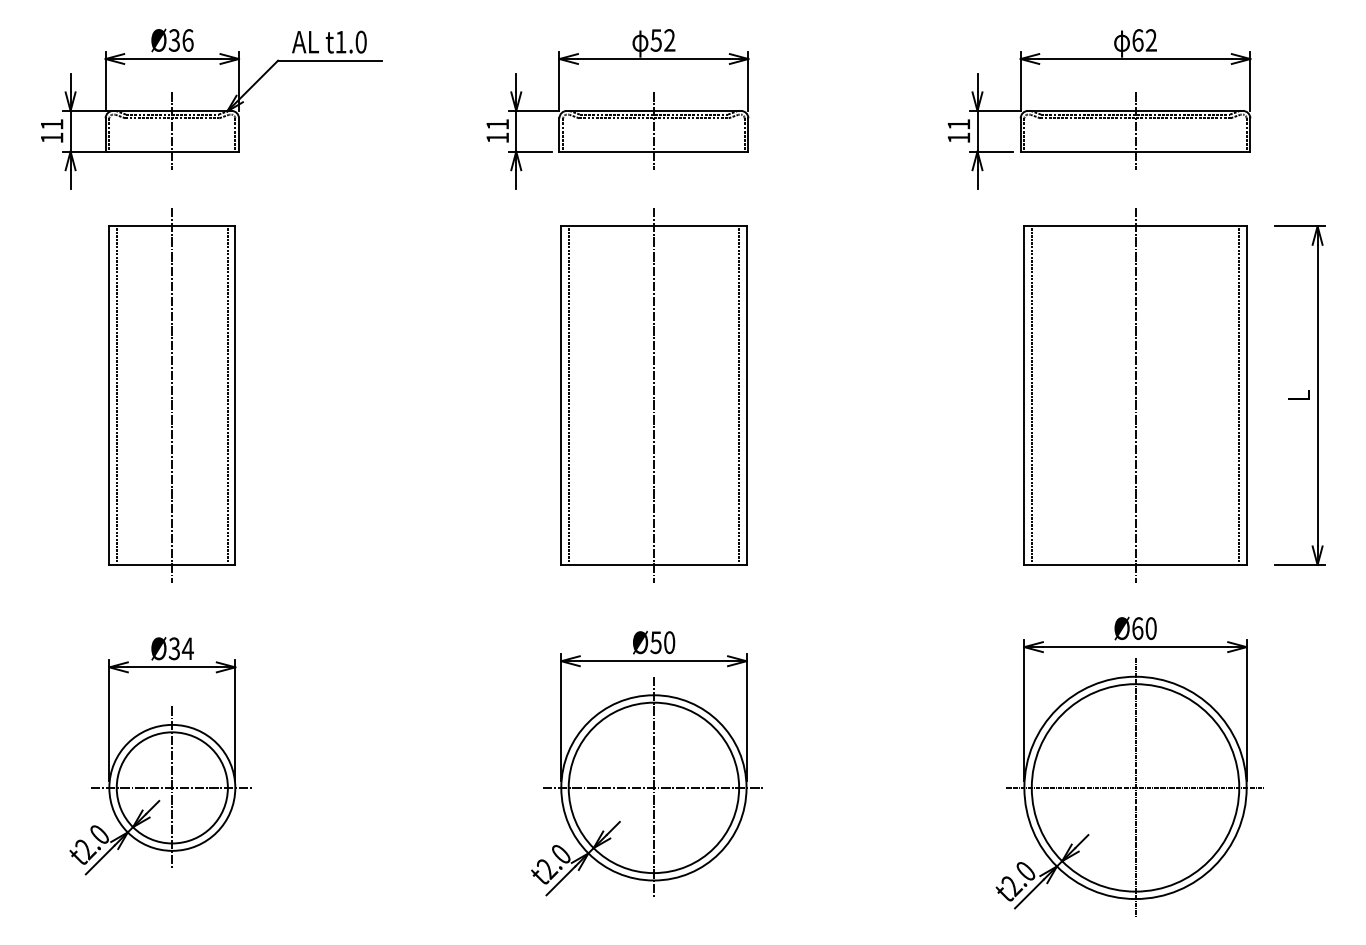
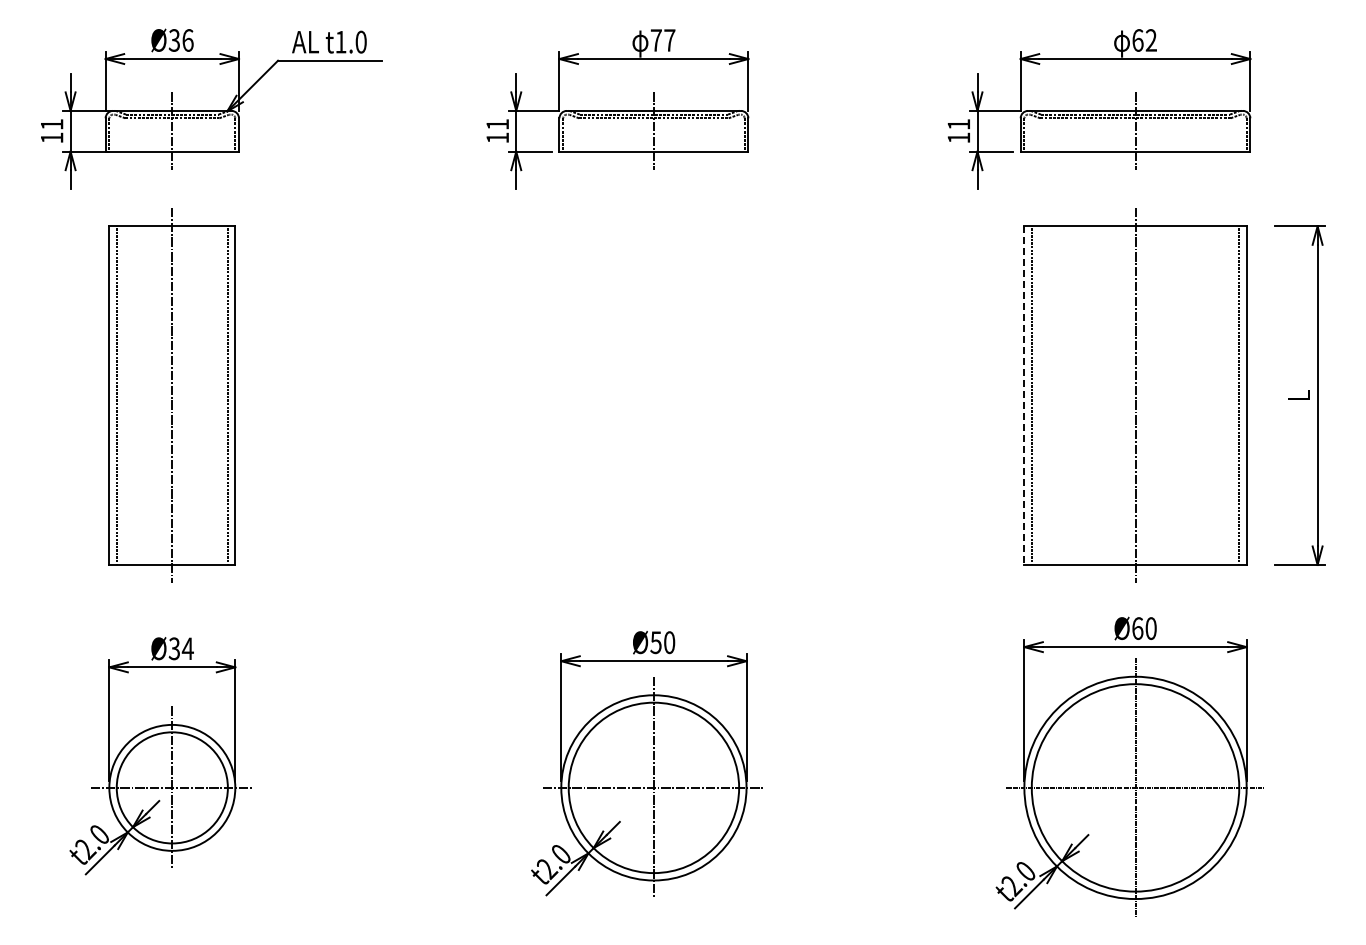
text: 52 -> 77 (662, 40)
part: present -> none (653, 395)
line: solid -> dashed (1024, 396)
